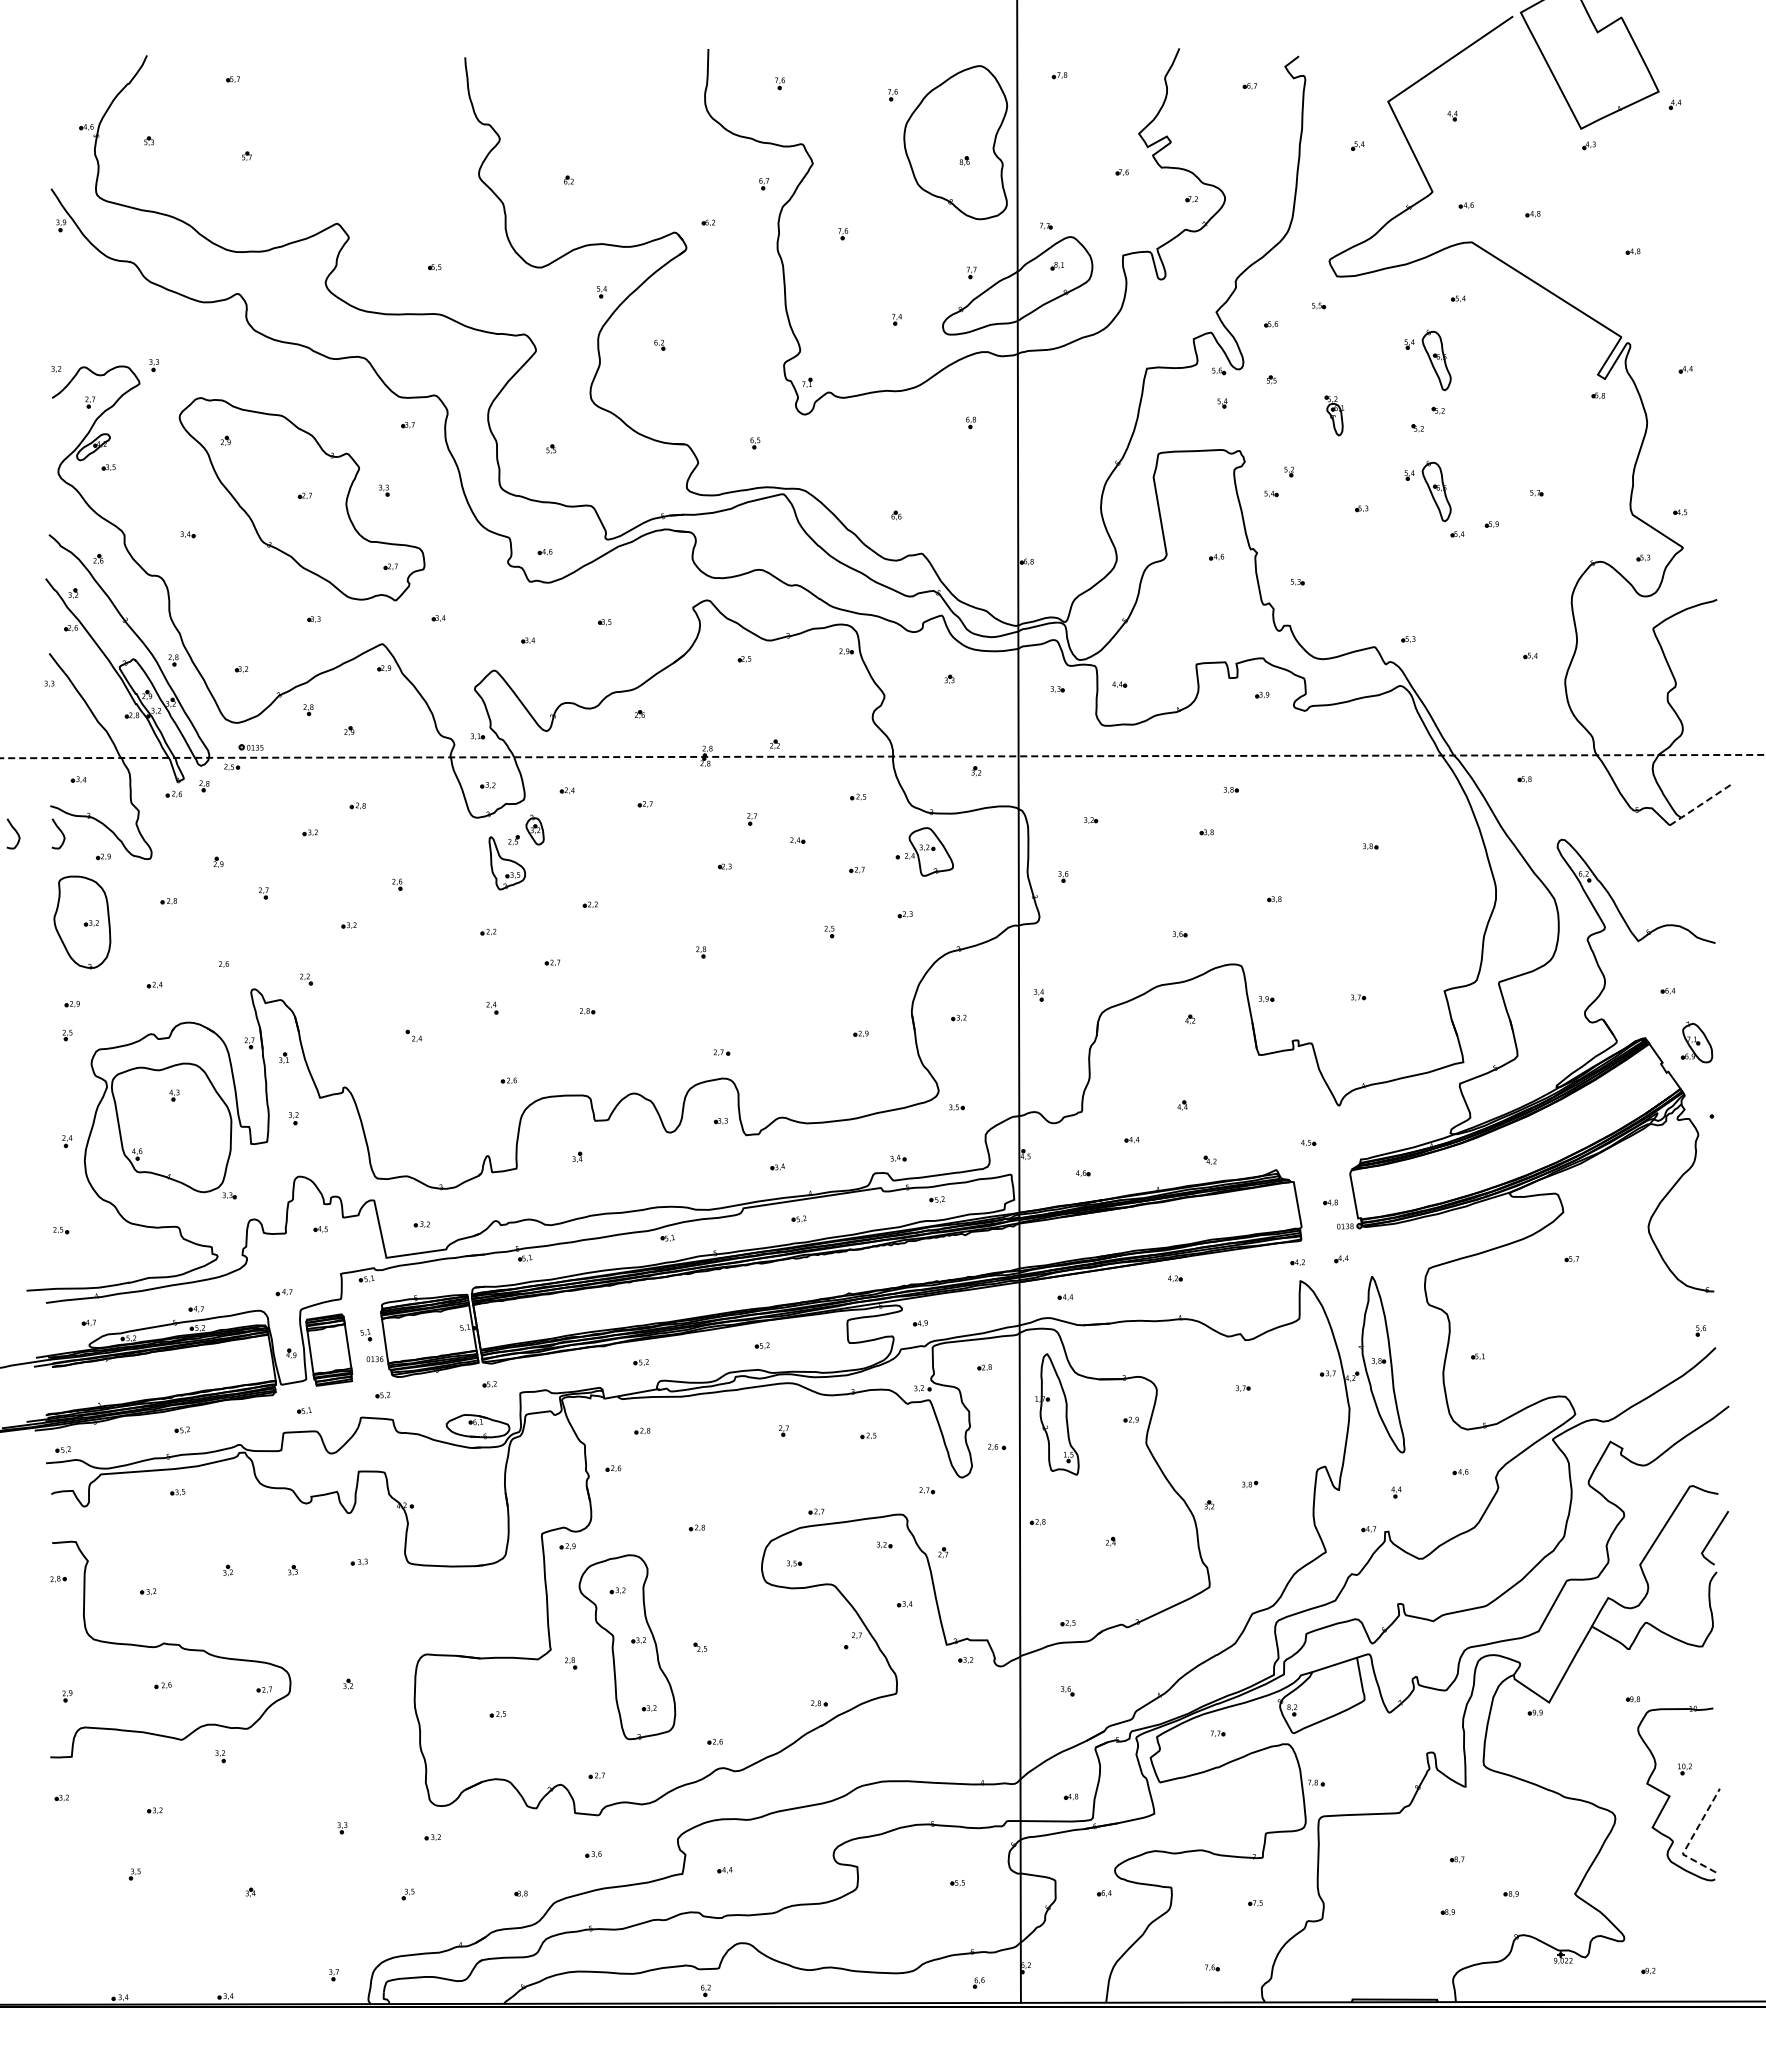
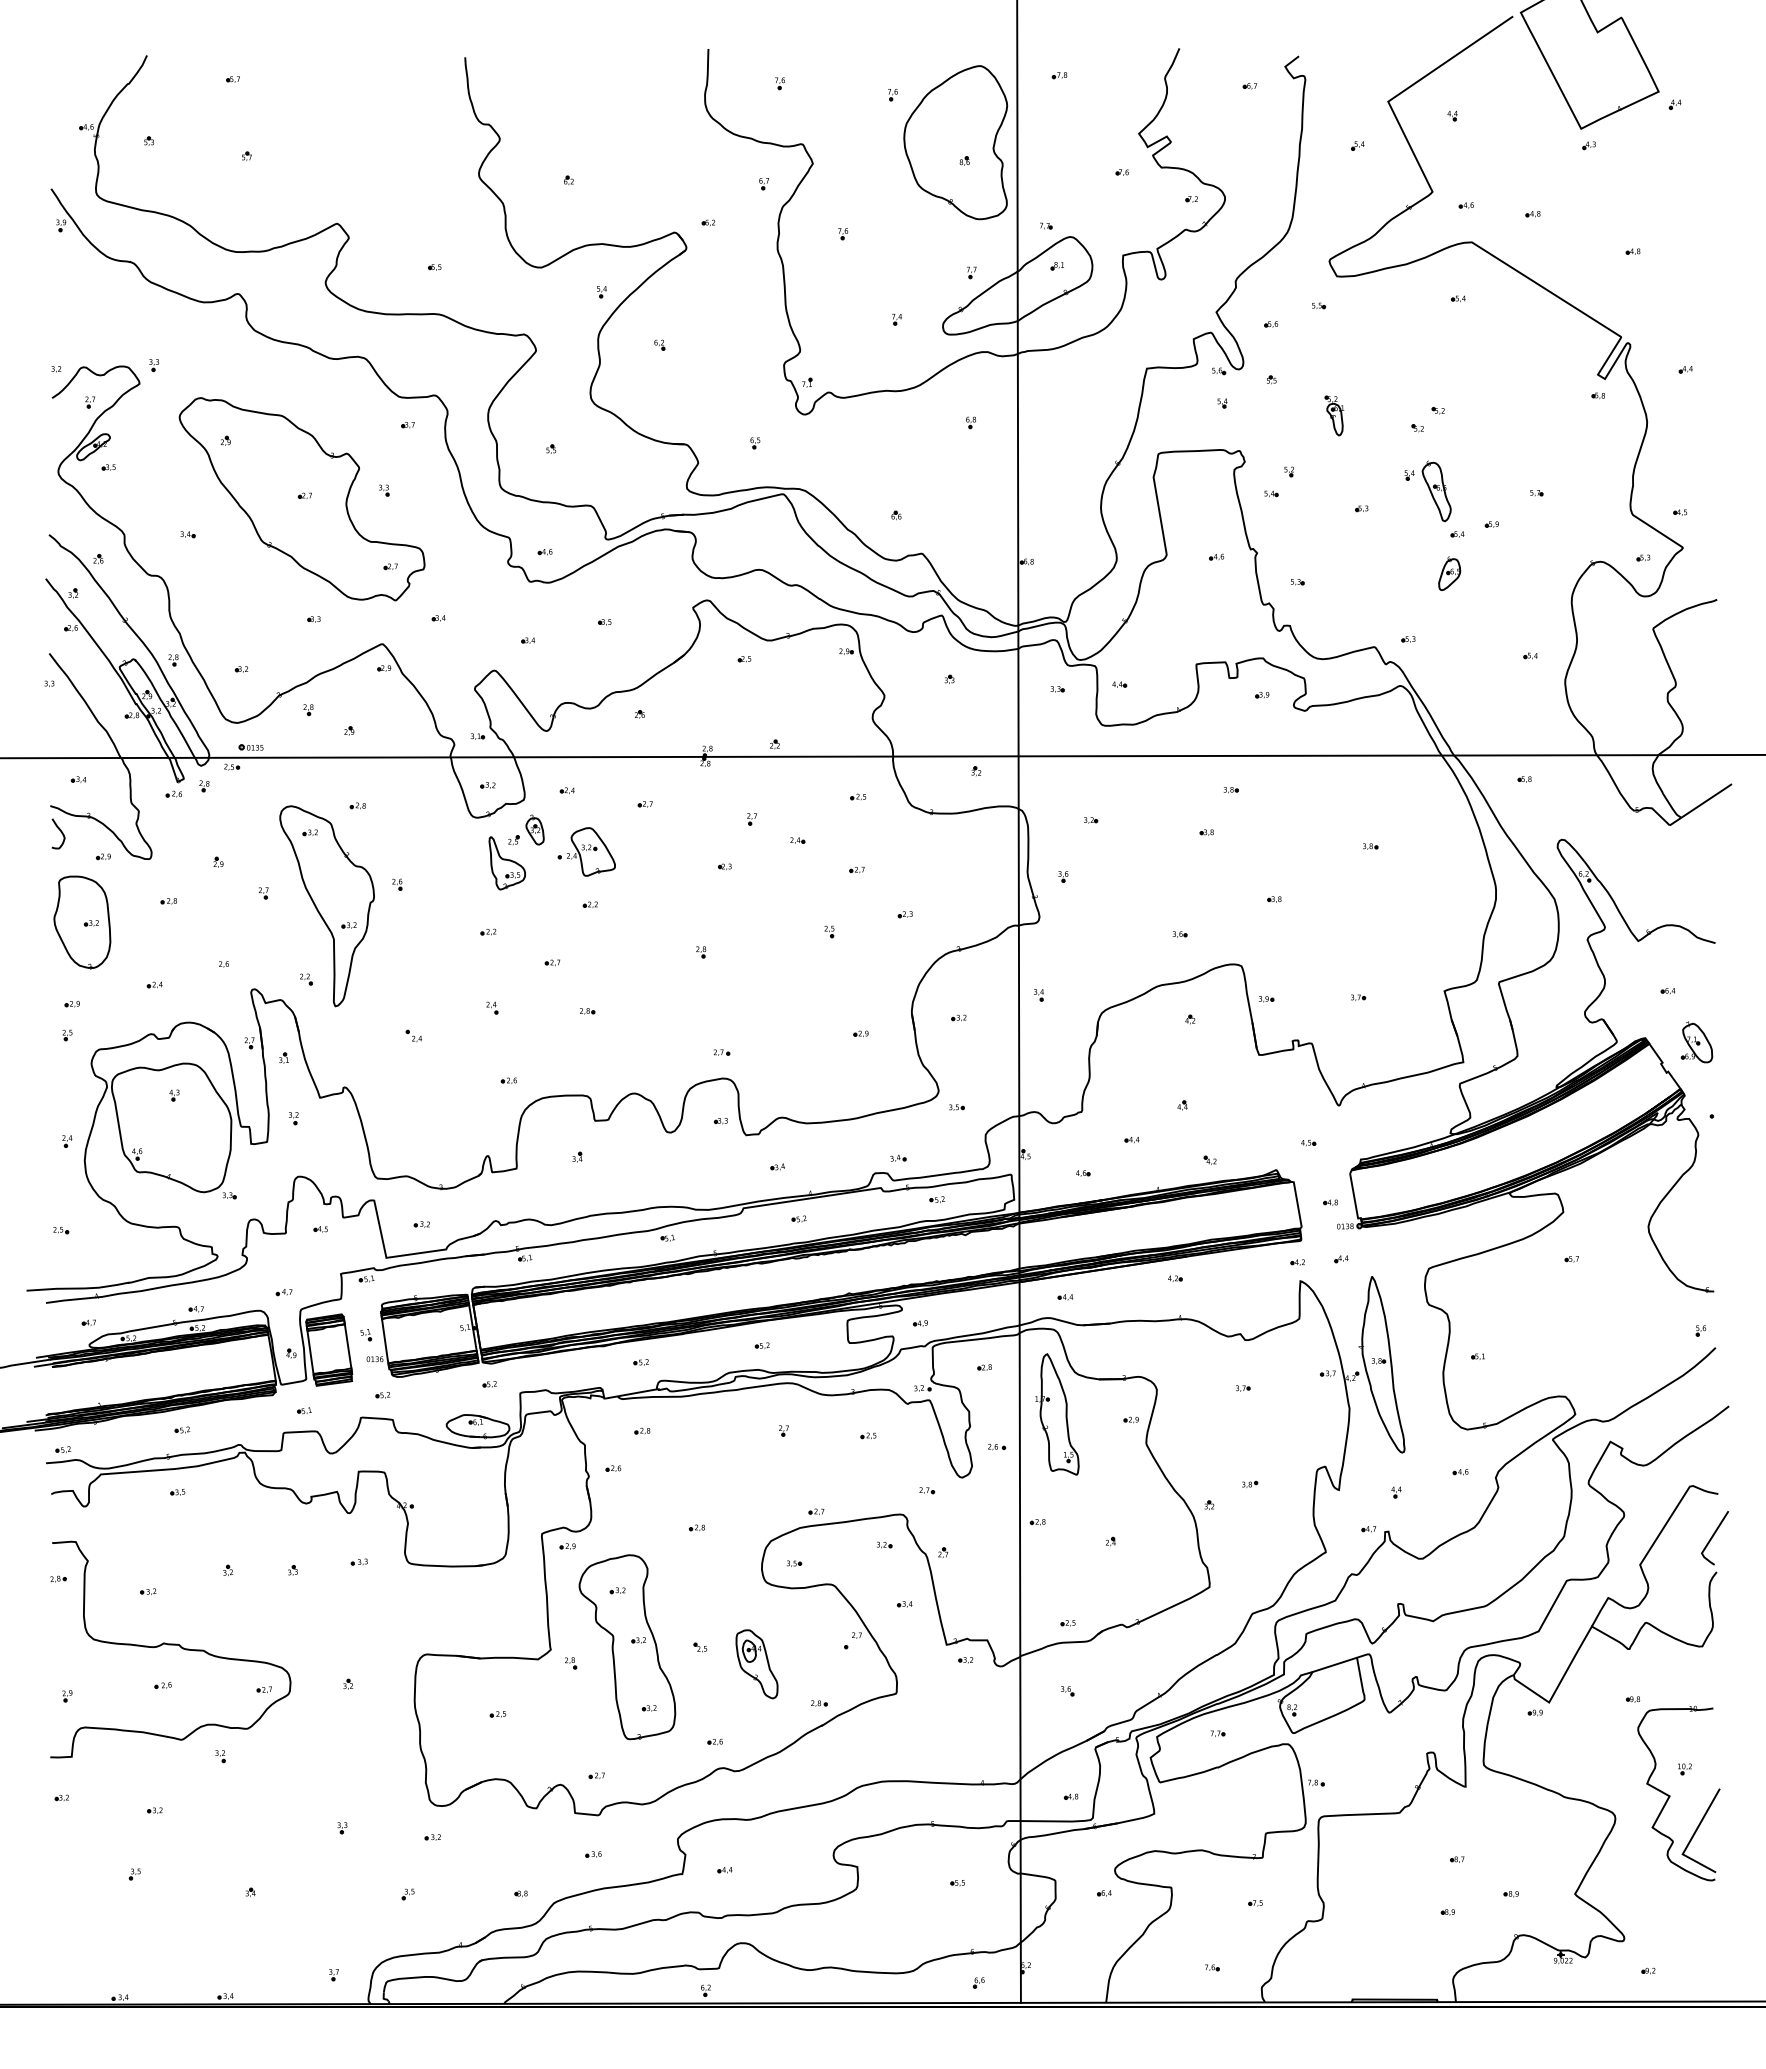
part: present -> none (1427, 360)
part: none -> present (1449, 573)
line: dashed -> solid (882, 756)
line: dashed -> solid (1701, 804)
curve: present -> none (15, 832)
part position: (924, 851) -> (586, 851) (586, 851)
part: none -> present (326, 906)
part: none -> present (756, 1664)
line: dashed -> solid (1692, 1837)
